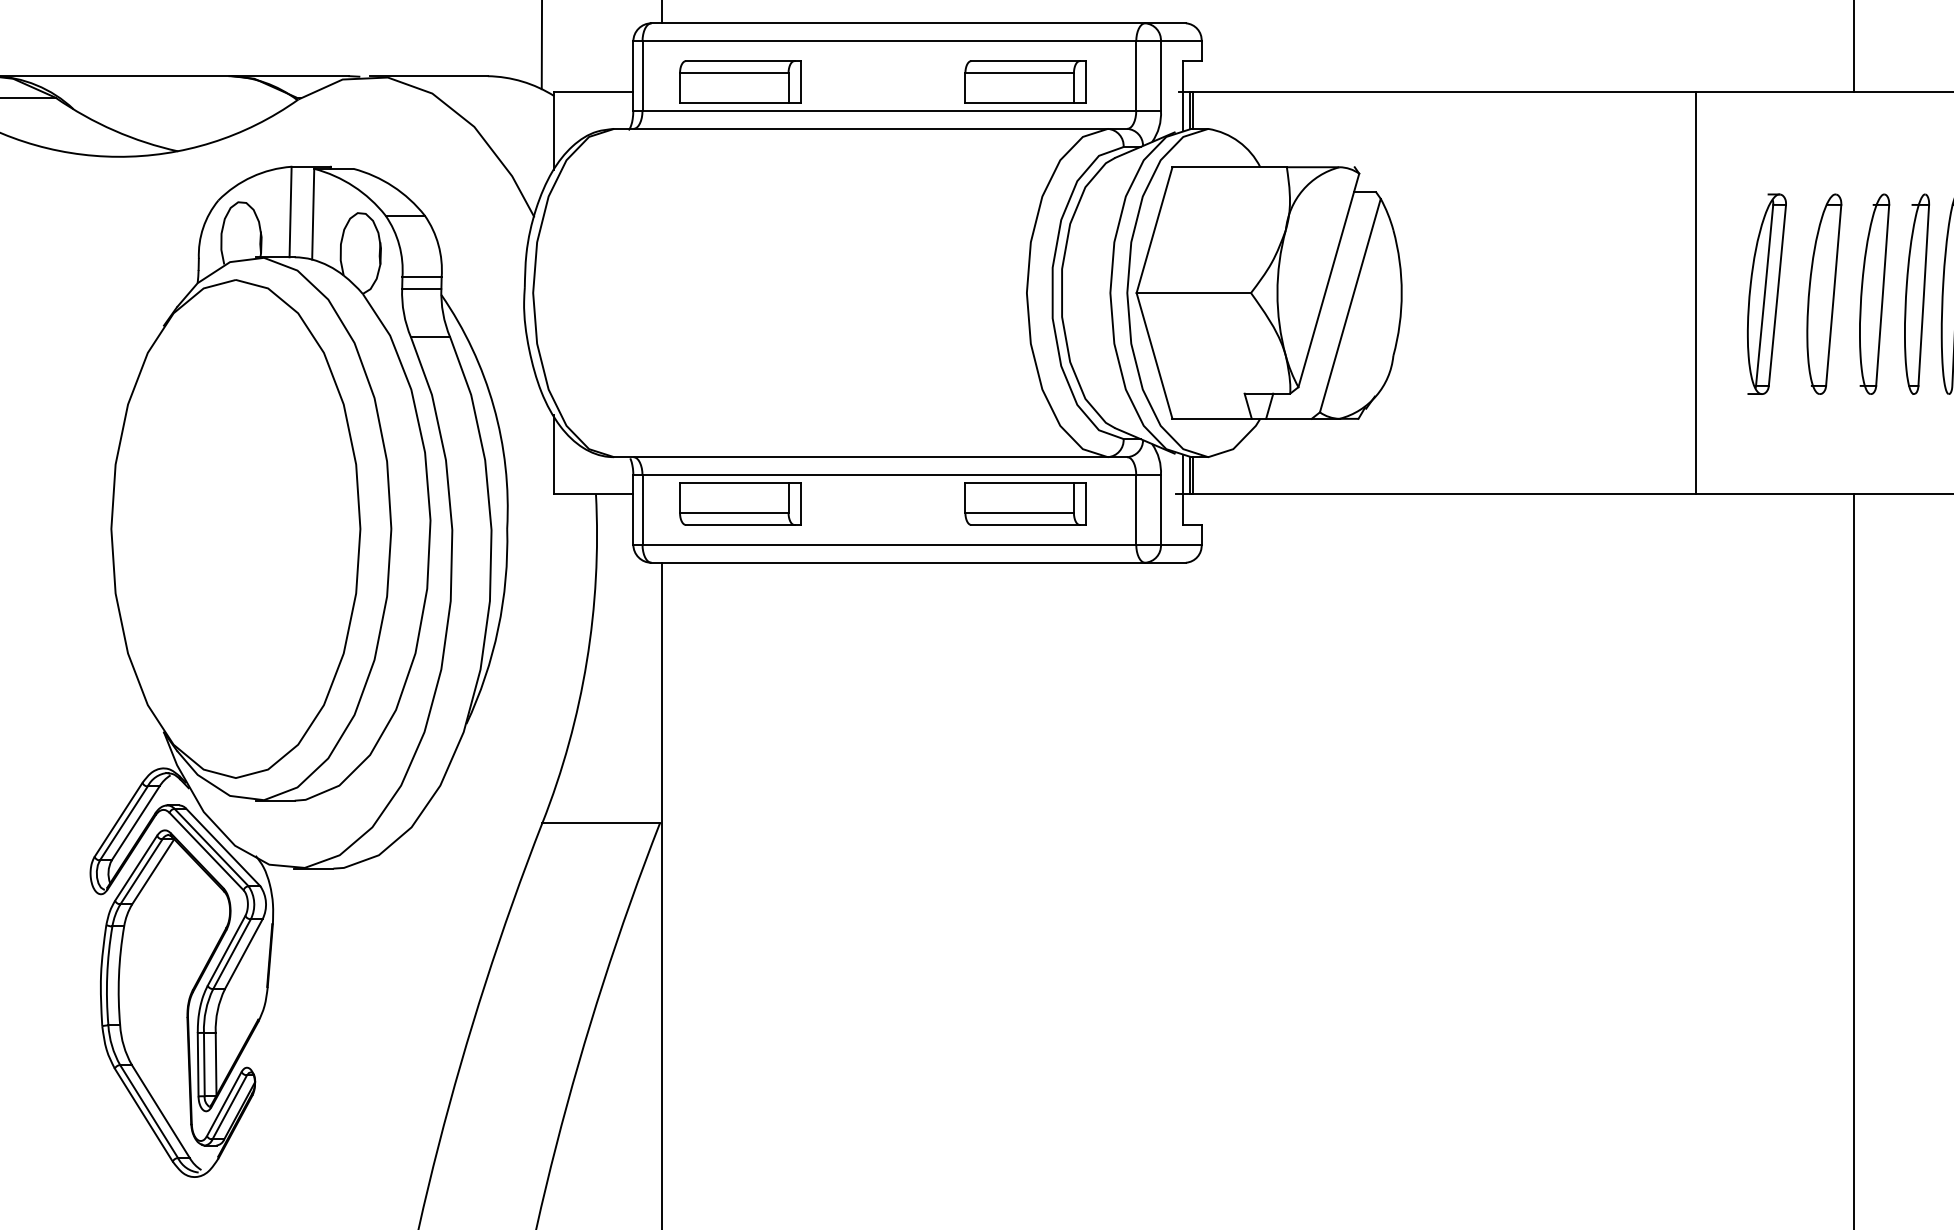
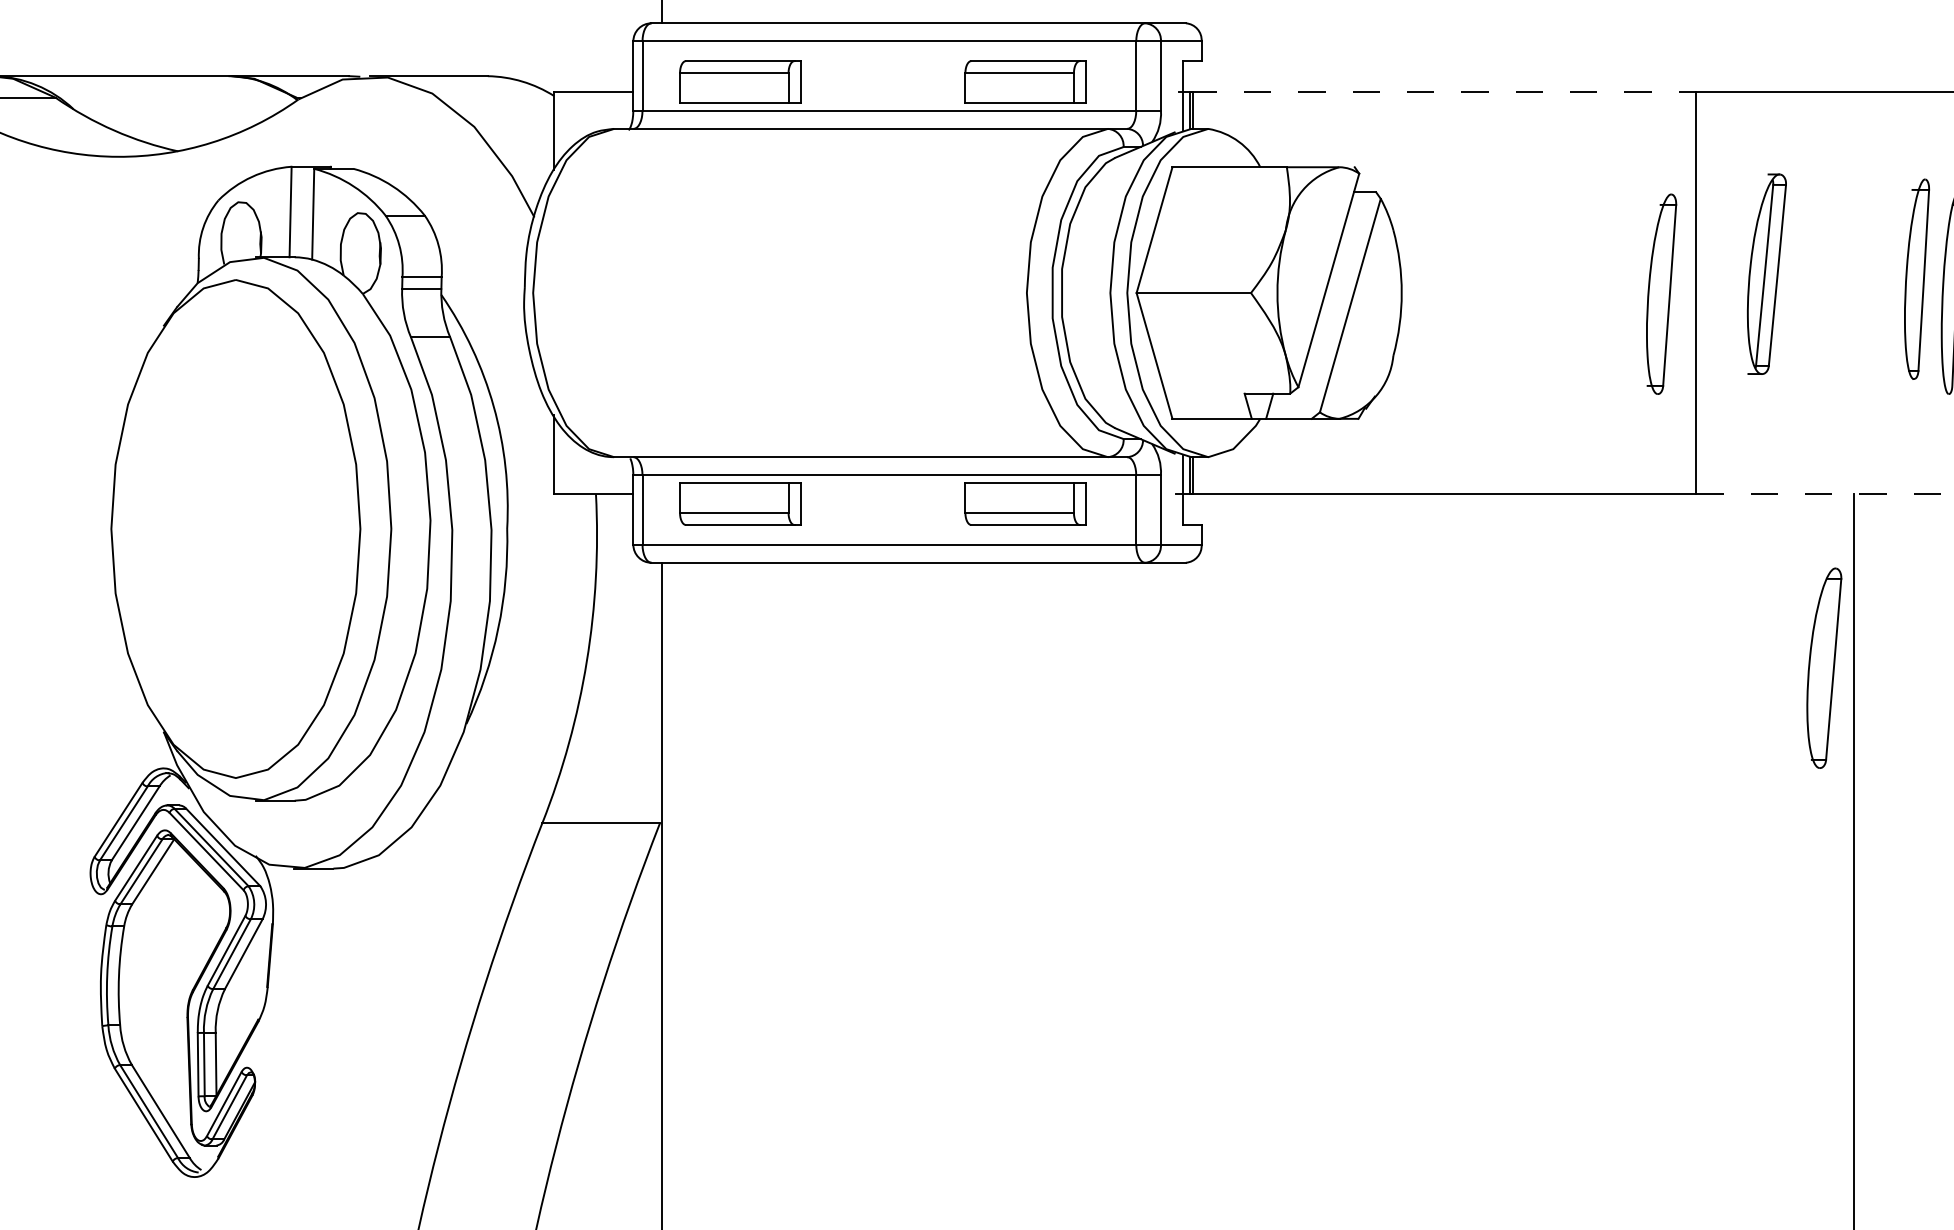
line: present -> none (541, 45)
line: present -> none (1853, 46)
line: solid -> dashed (1443, 91)
part position: (1766, 293) -> (1766, 273) (1766, 273)
part position: (1824, 293) -> (1824, 667) (1824, 667)
part position: (1874, 293) -> (1661, 293) (1661, 293)
part position: (1916, 293) -> (1916, 278) (1916, 278)
line: solid -> dashed (1825, 494)
